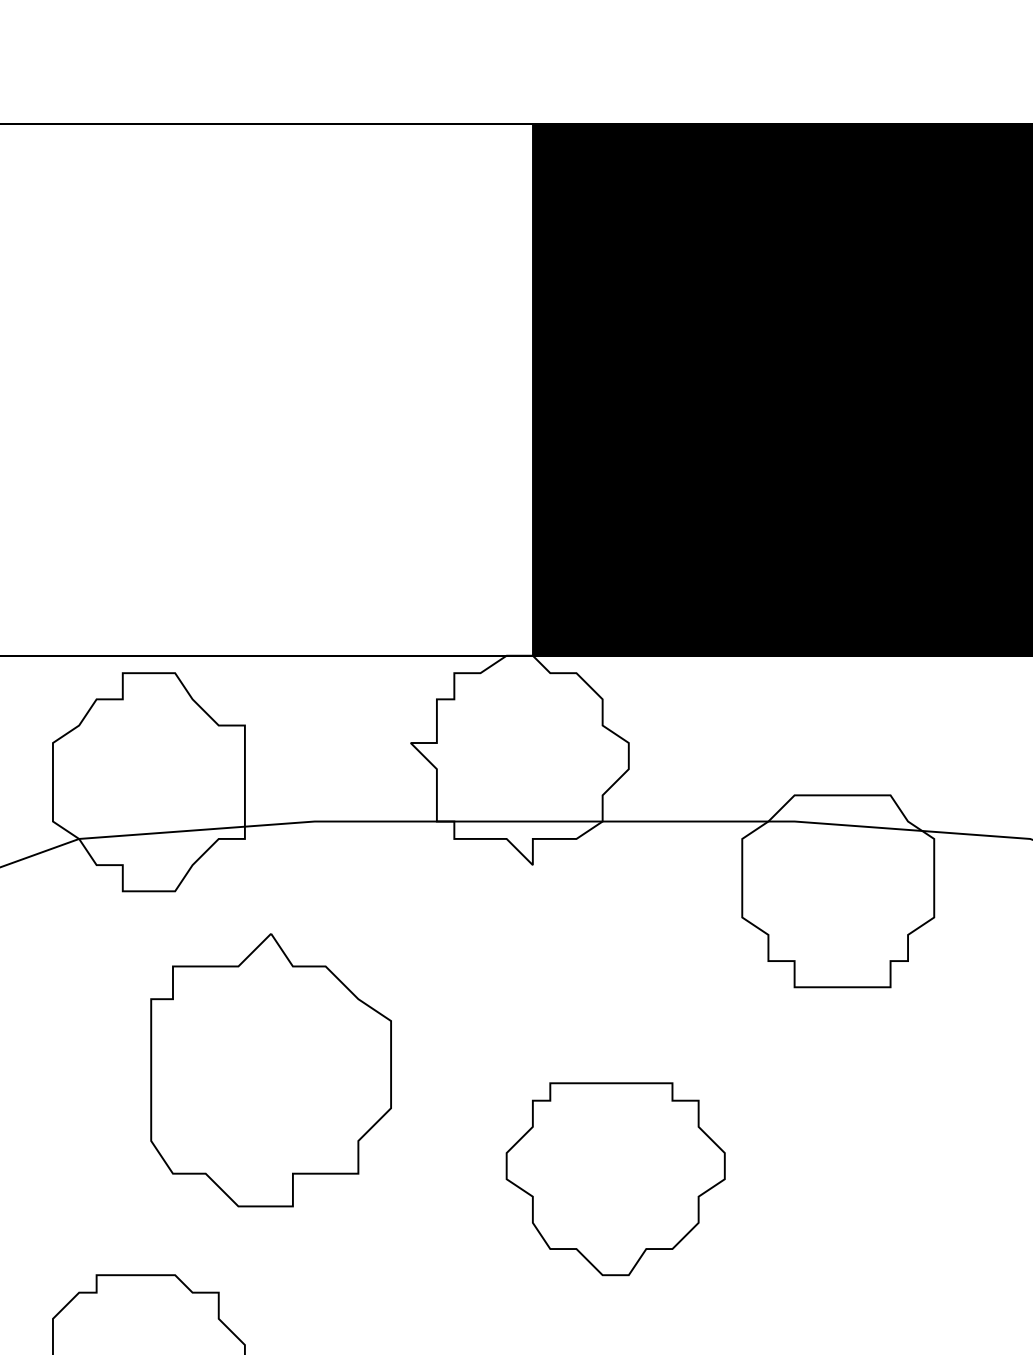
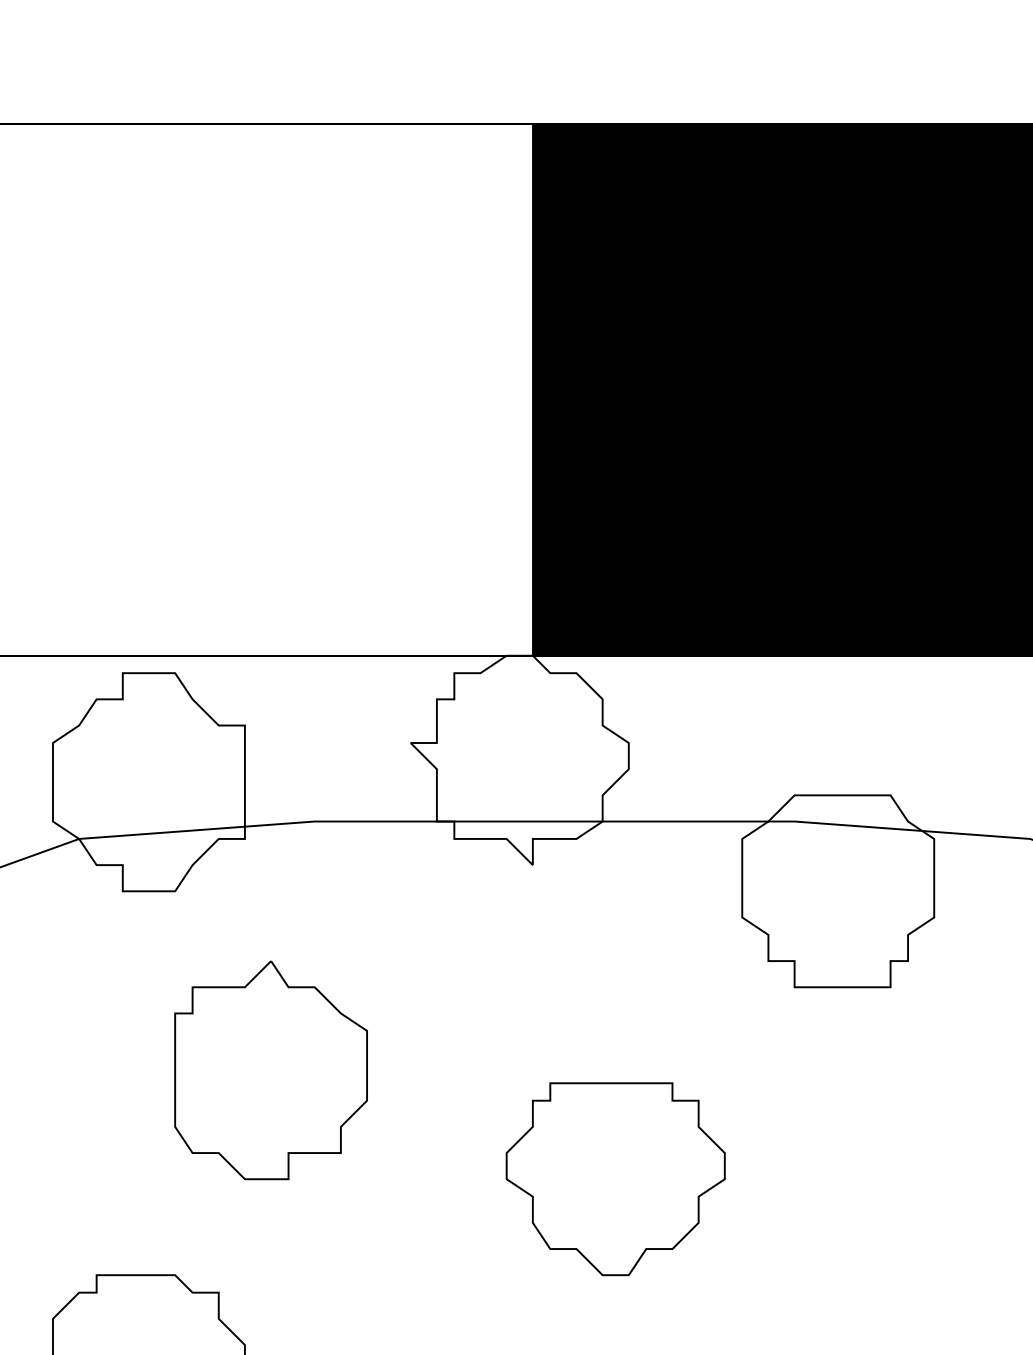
part size: 242x275 px -> 194x221 px (270, 1070)
